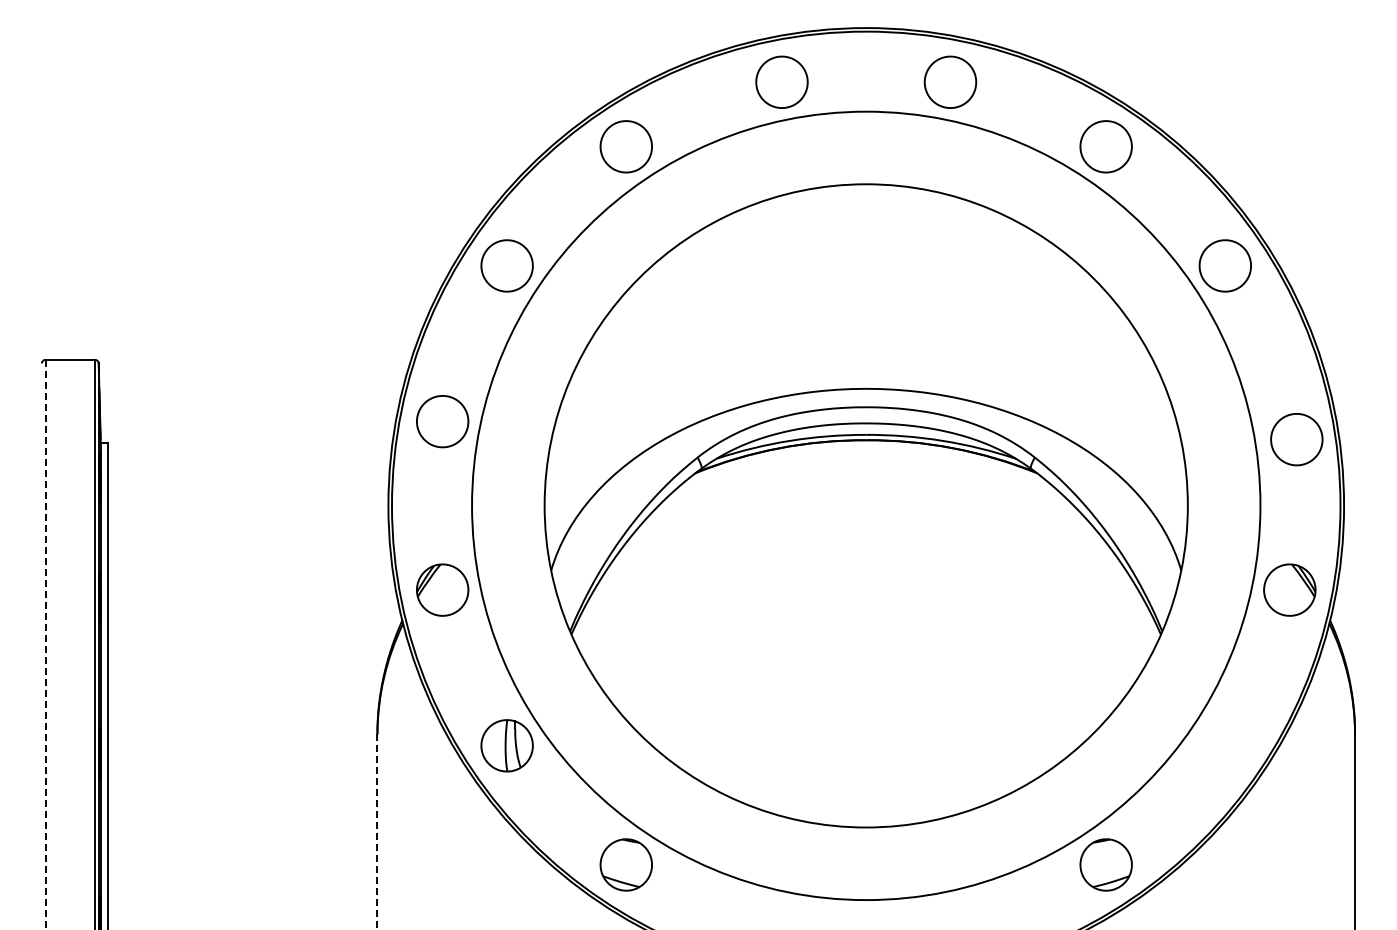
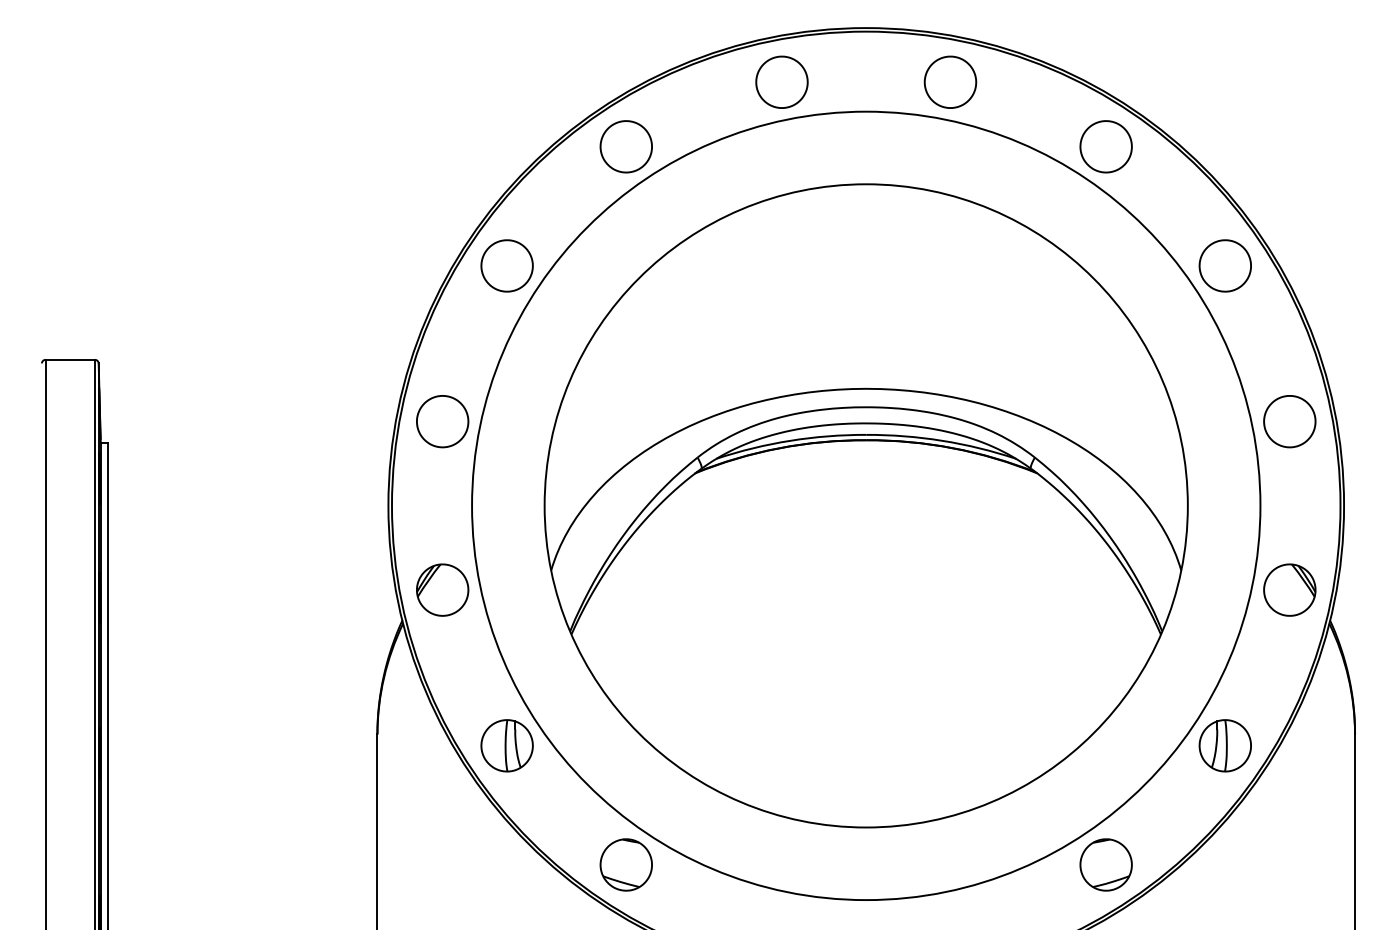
part position: (1296, 439) -> (1289, 421) (1289, 421)
line: dashed -> solid (45, 644)
part: none -> present (1224, 745)
line: dashed -> solid (377, 832)
